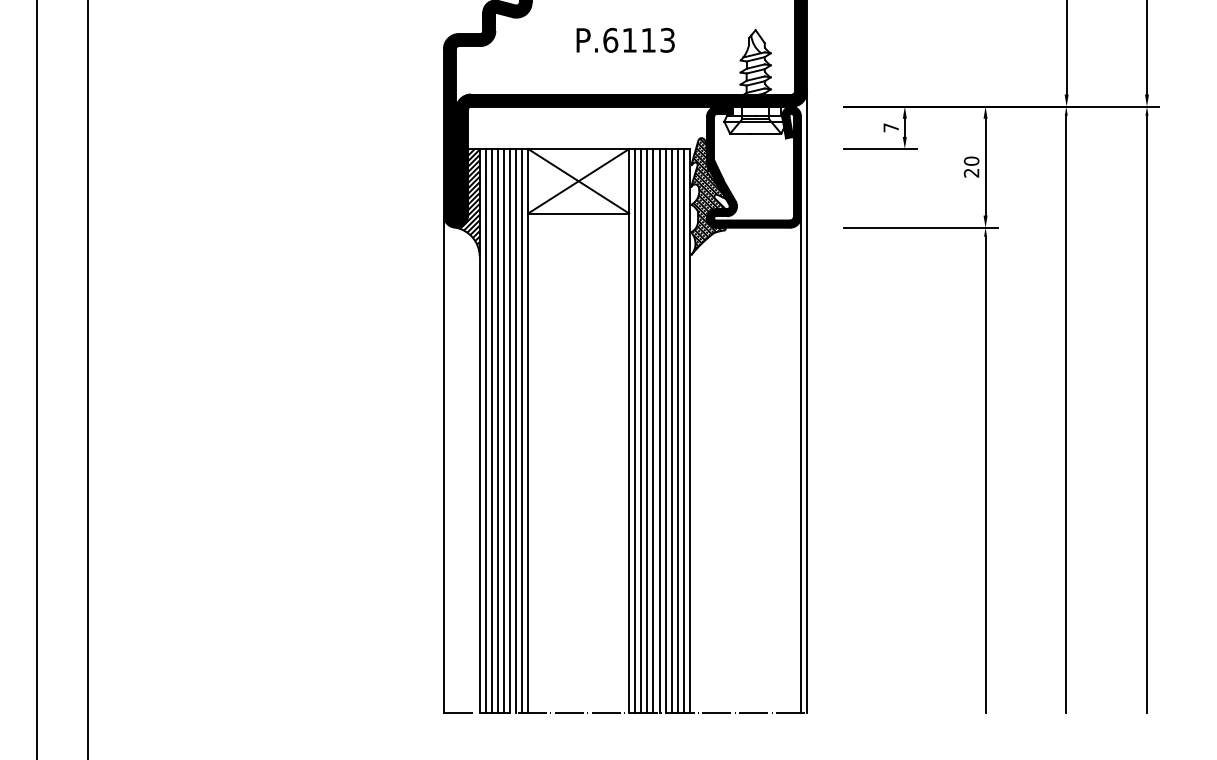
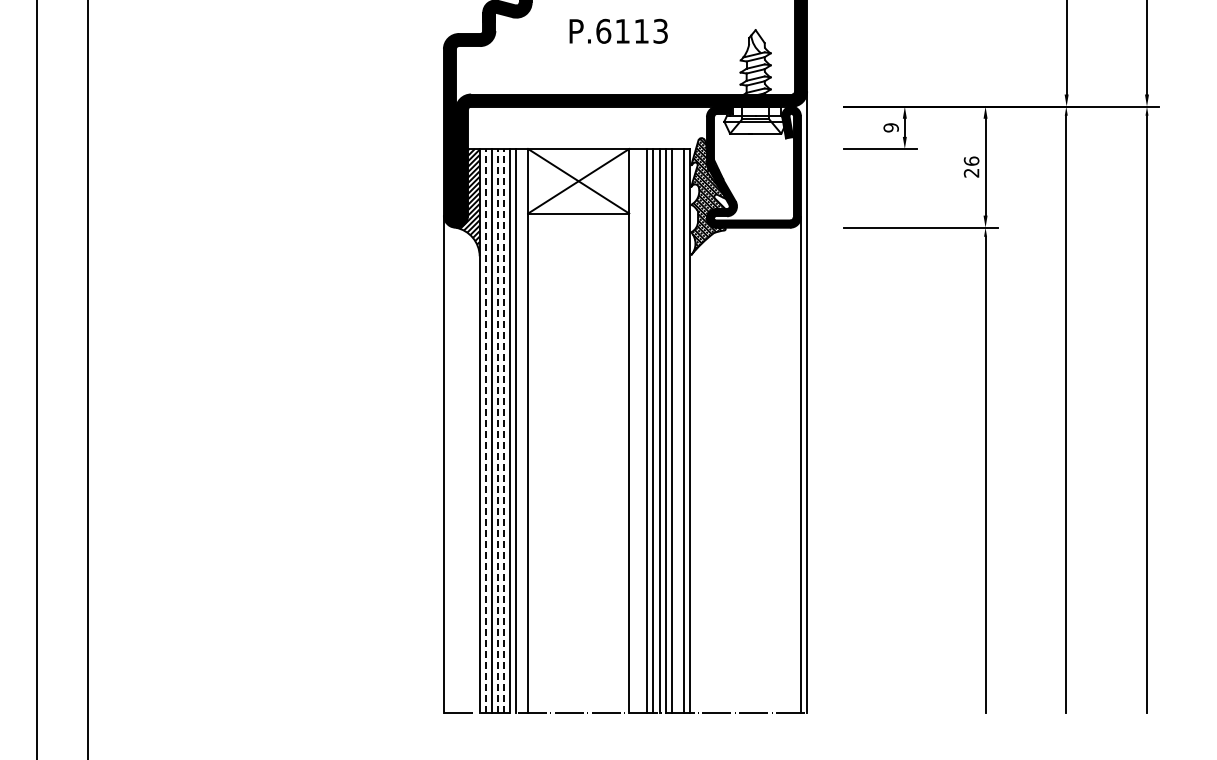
text position: (625, 39) -> (618, 30) (618, 30)
text: 7 -> 9 (890, 127)
text: 20 -> 26 (971, 160)
line: solid -> dashed (485, 430)
line: solid -> dashed (497, 430)
line: solid -> dashed (503, 430)
line: present -> none (522, 430)
line: present -> none (635, 430)
line: present -> none (641, 430)
line: present -> none (677, 430)
